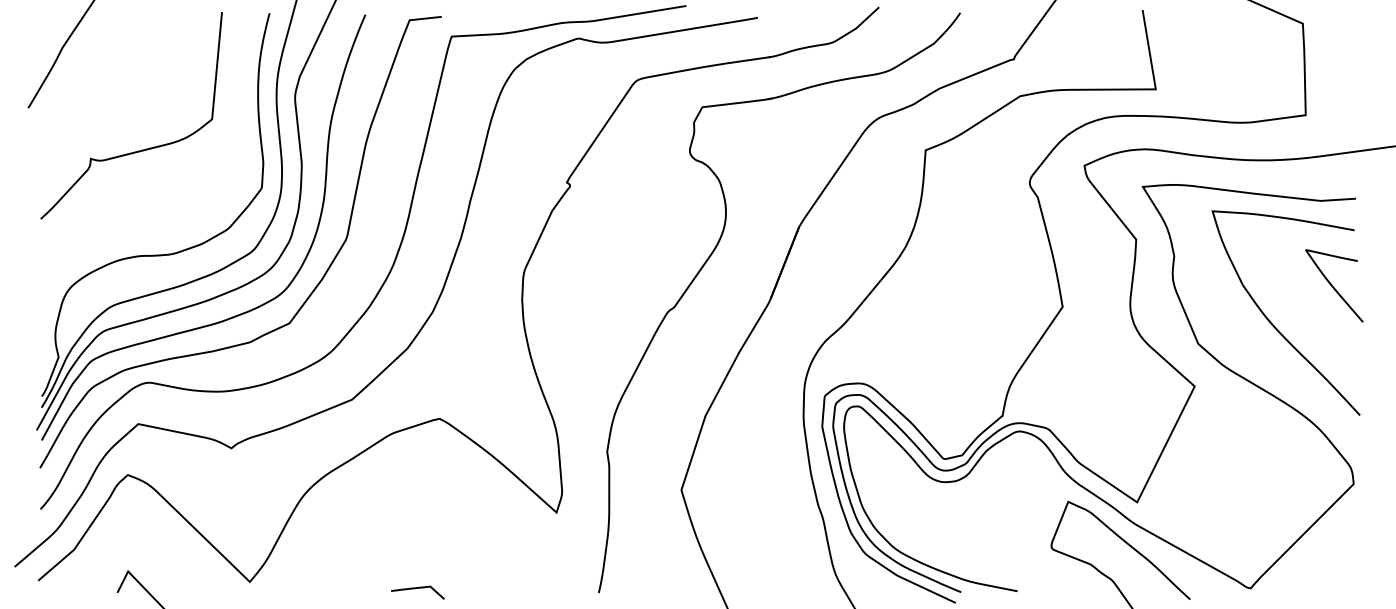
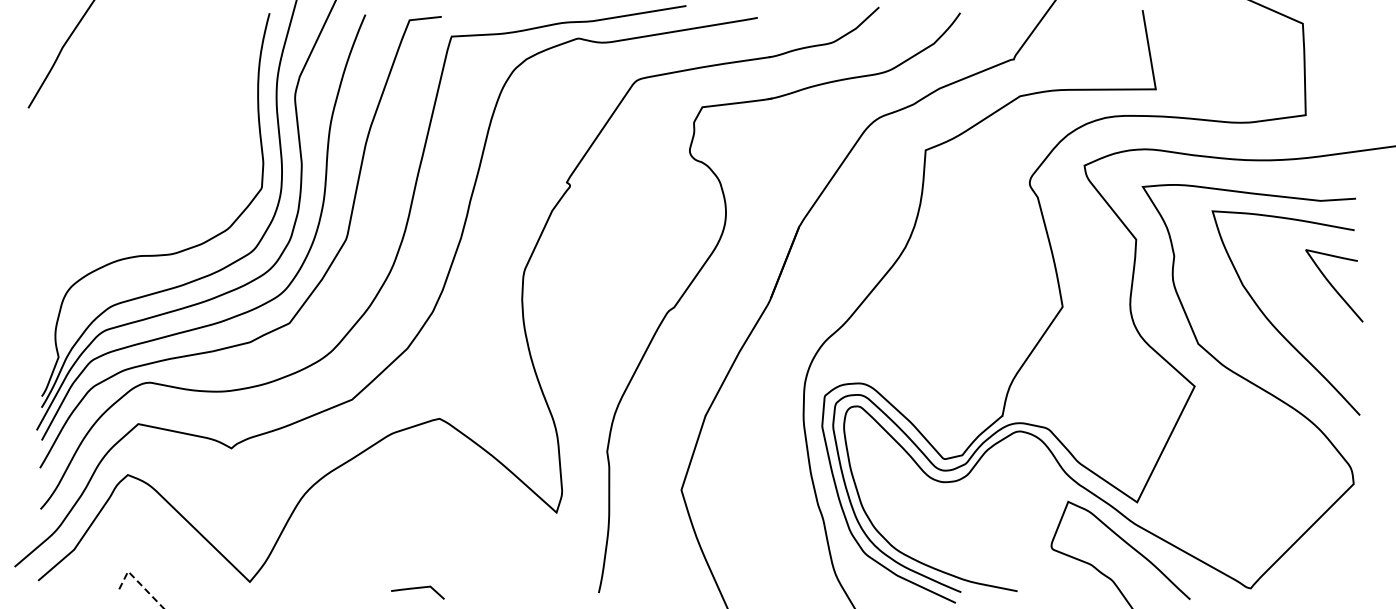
curve: present -> none (138, 150)
line: solid -> dashed (137, 580)
